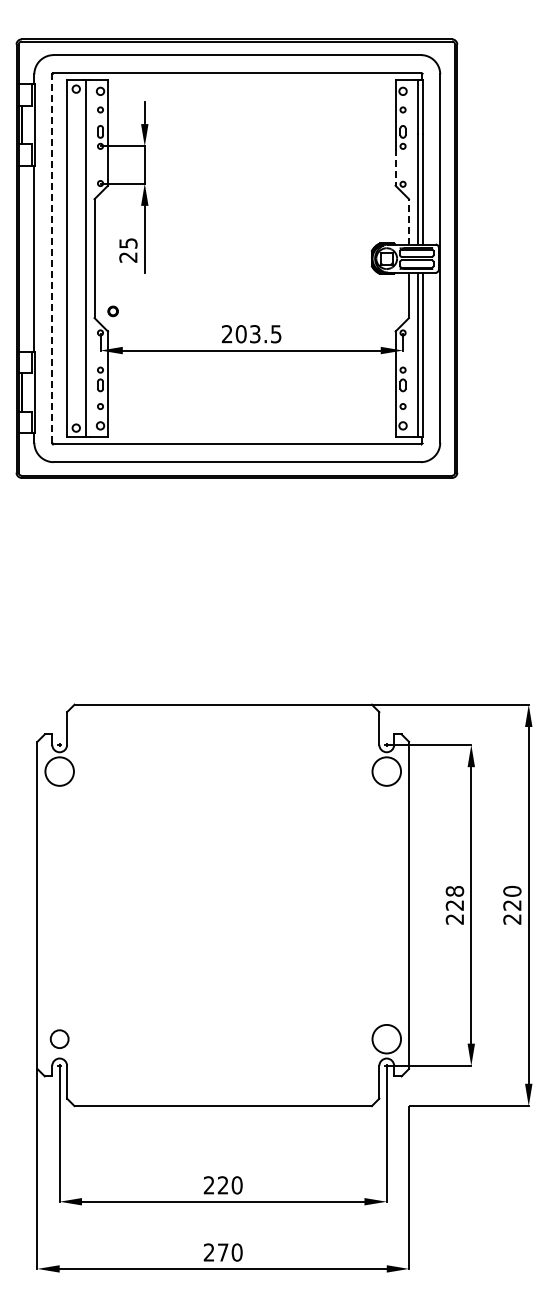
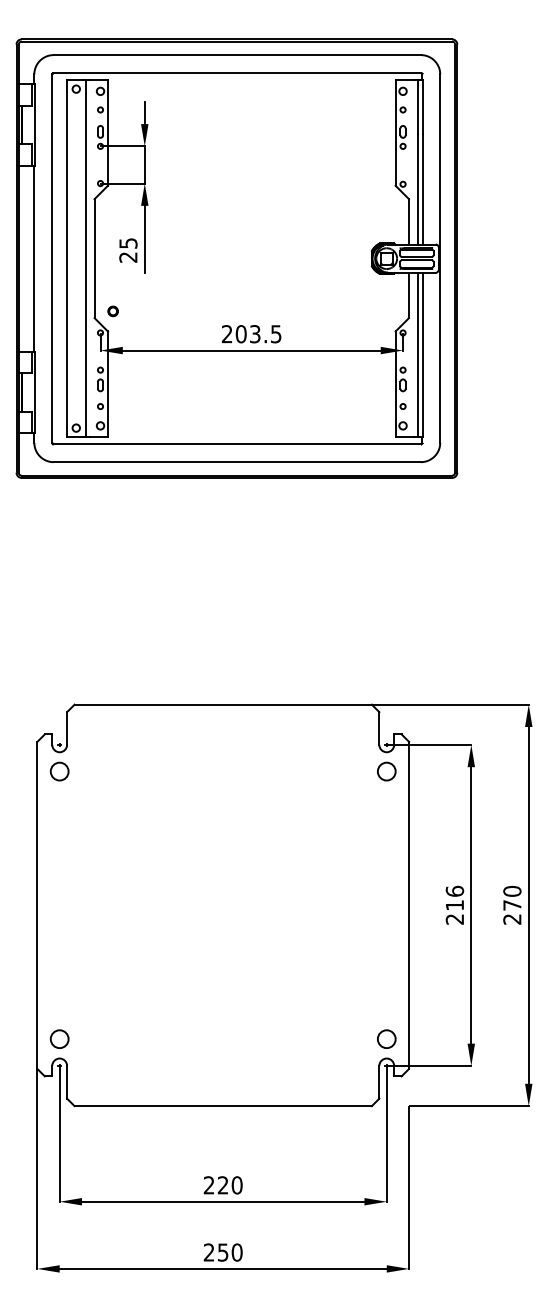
line: dashed -> solid (395, 168)
line: dashed -> solid (409, 221)
line: dashed -> solid (52, 258)
circle diameter: 29 px -> 18 px (59, 771)
circle diameter: 29 px -> 18 px (386, 771)
text: 228 -> 216 (454, 897)
text: 220 -> 270 (512, 905)
circle diameter: 29 px -> 18 px (386, 1039)
text: 270 -> 250 (223, 1252)
